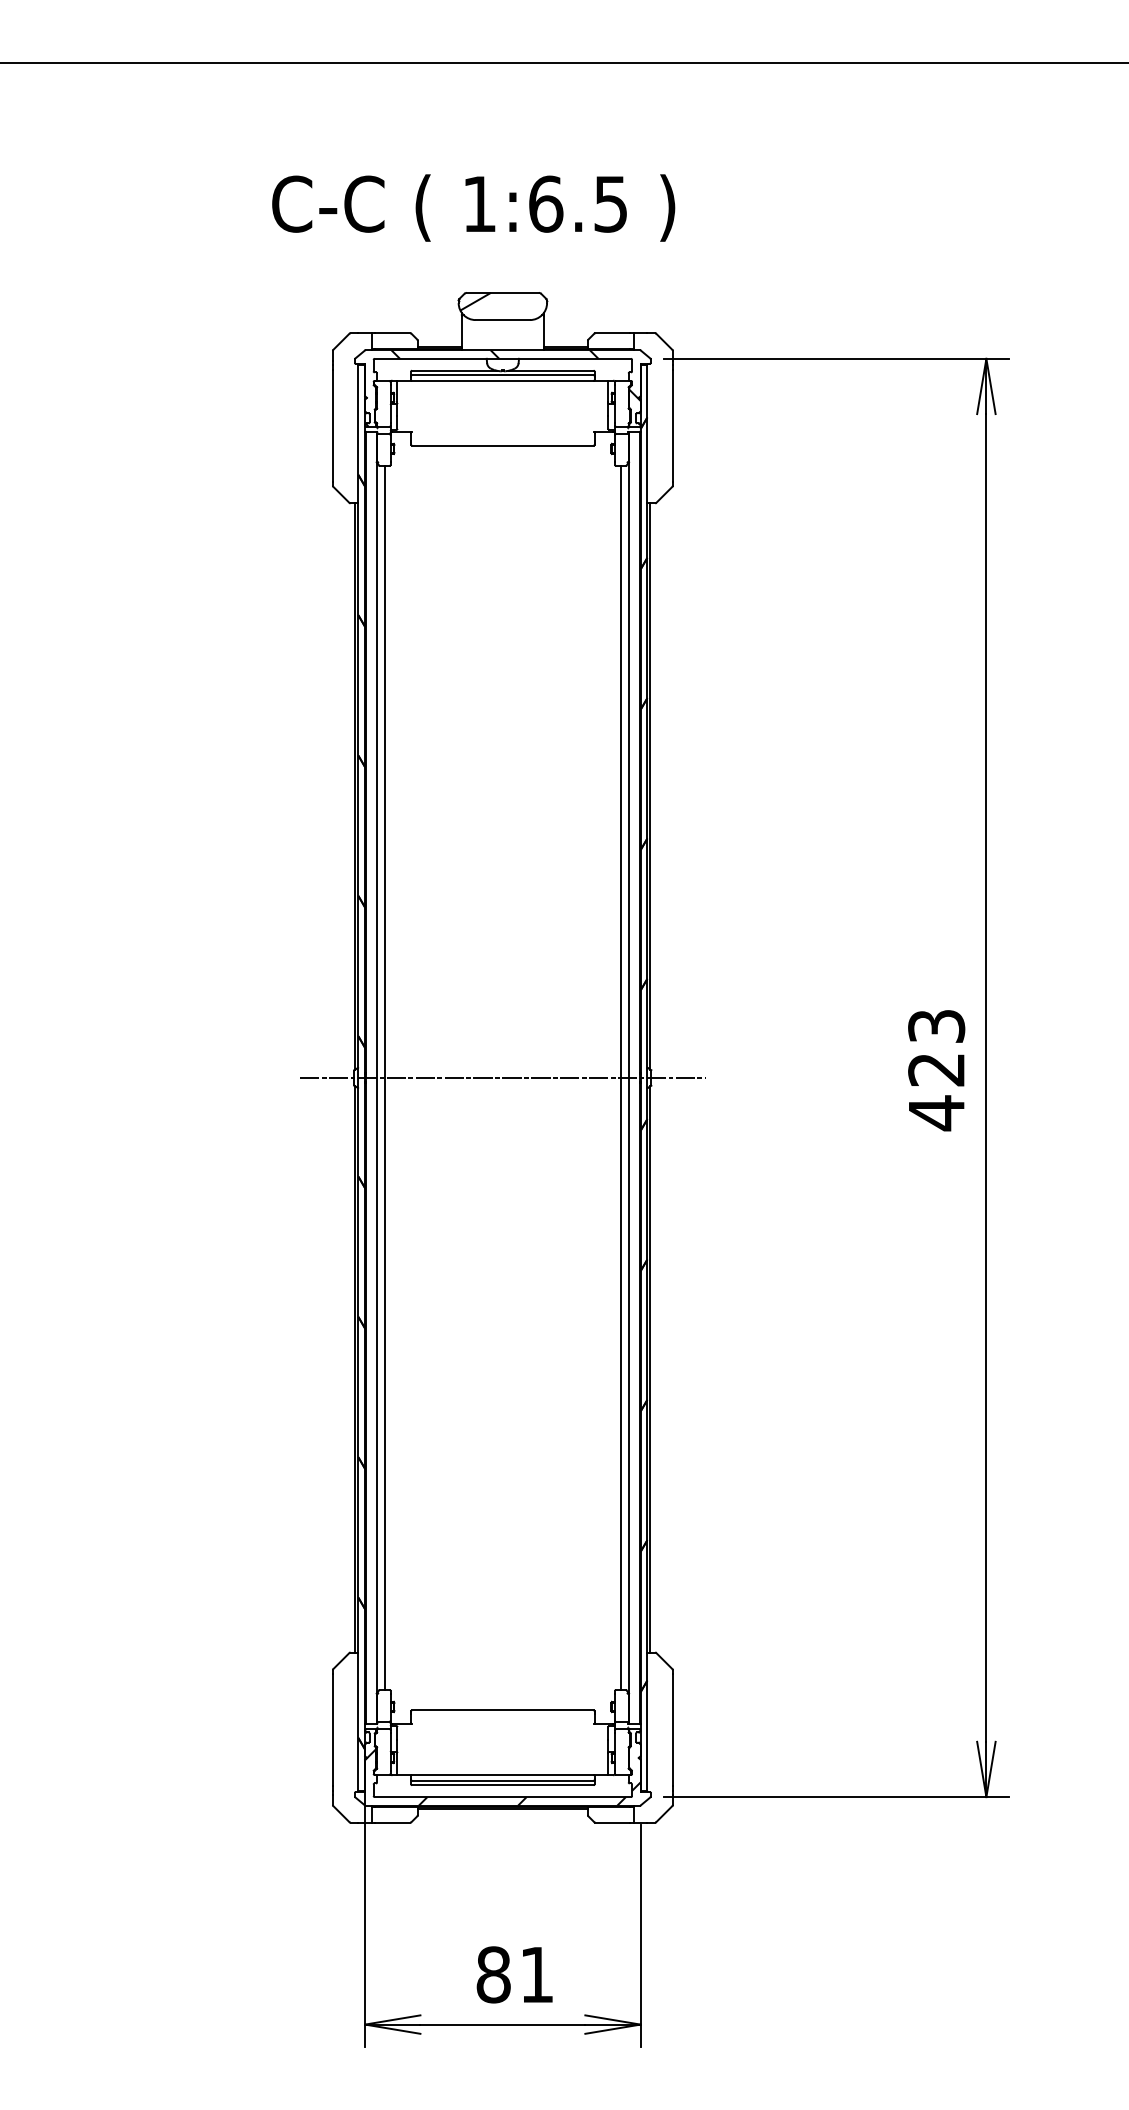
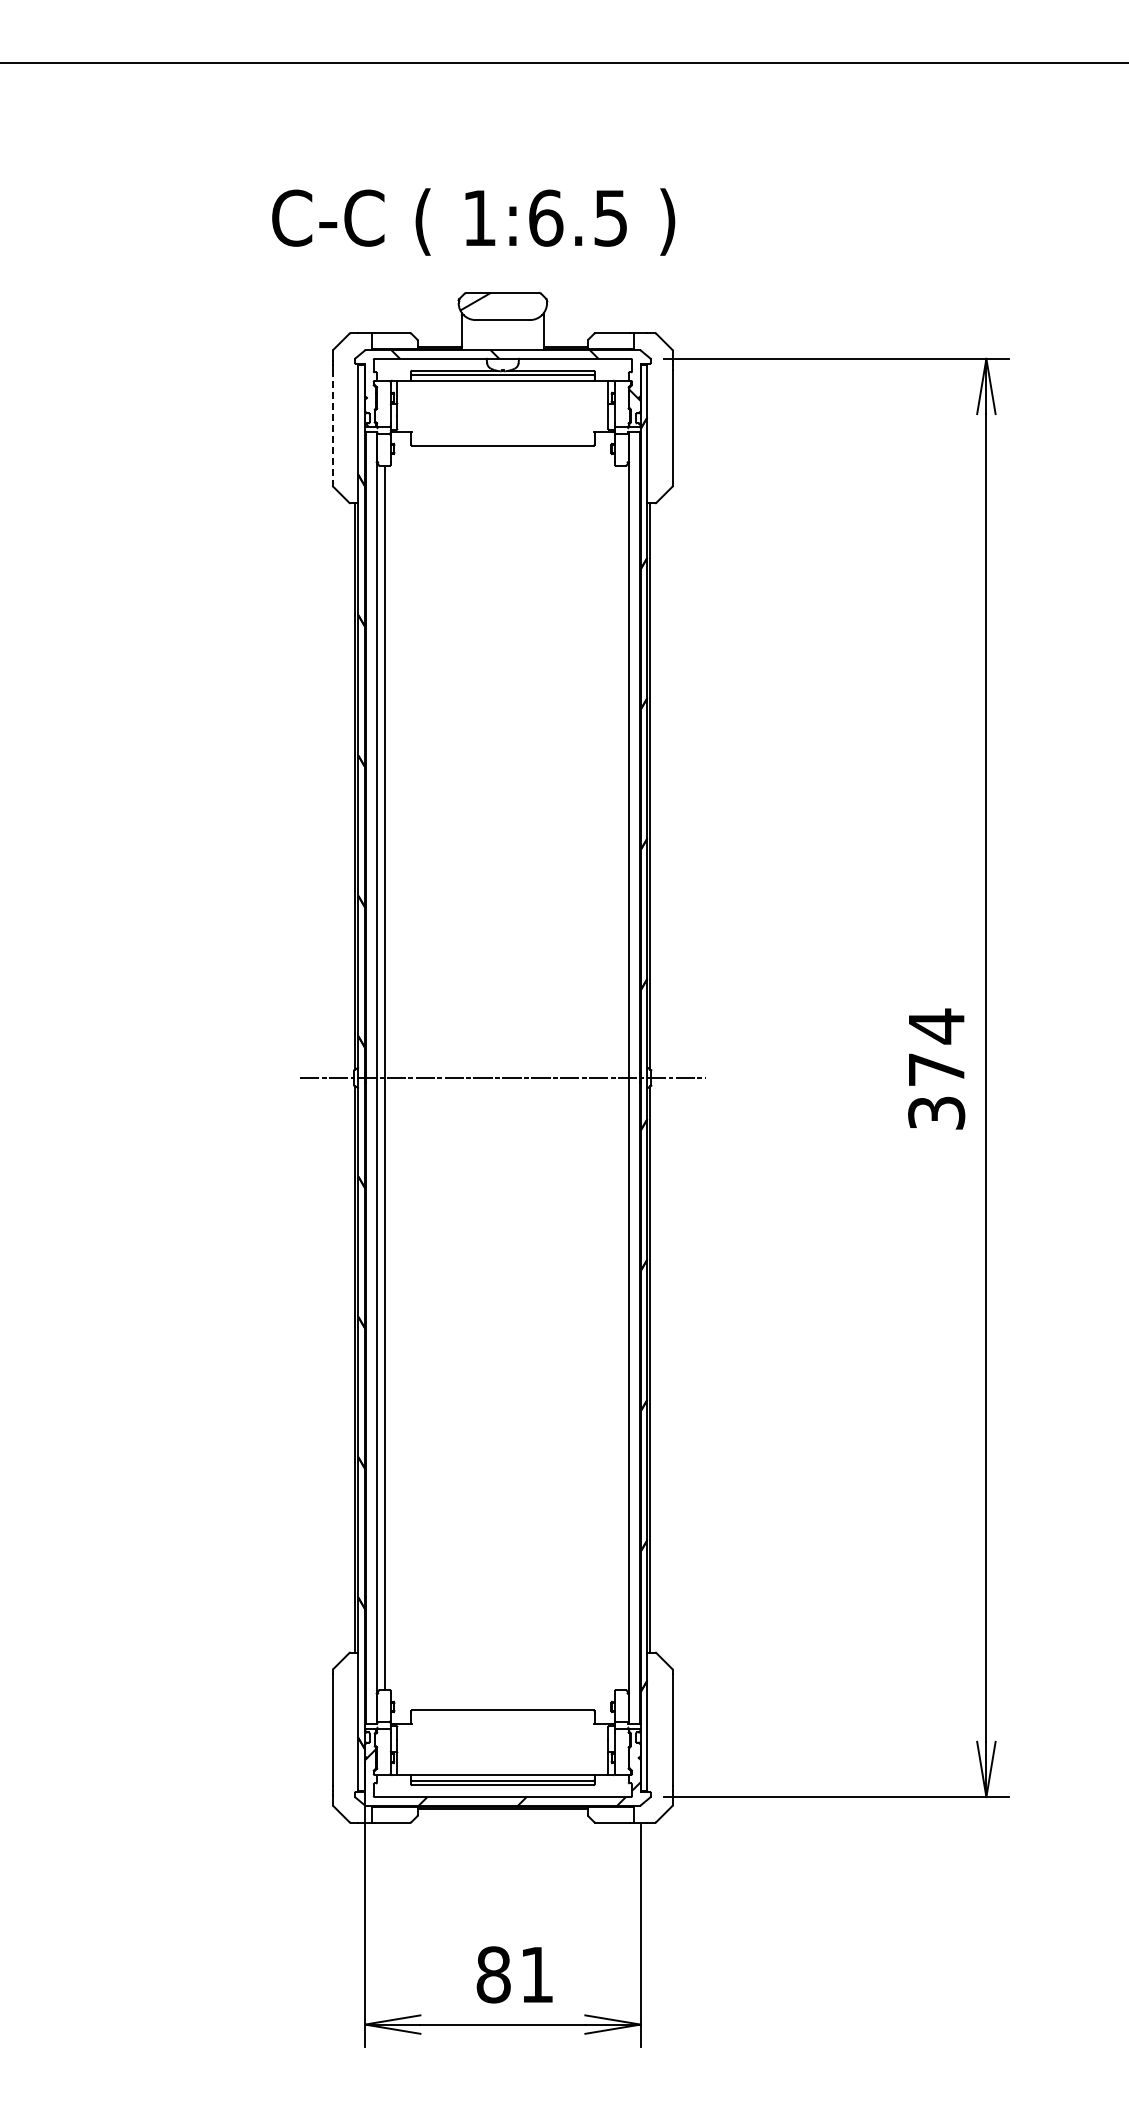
text position: (473, 207) -> (473, 221) (473, 221)
line: solid -> dashed (332, 426)
text: 423 -> 374 (936, 1069)
line: present -> none (620, 1077)
